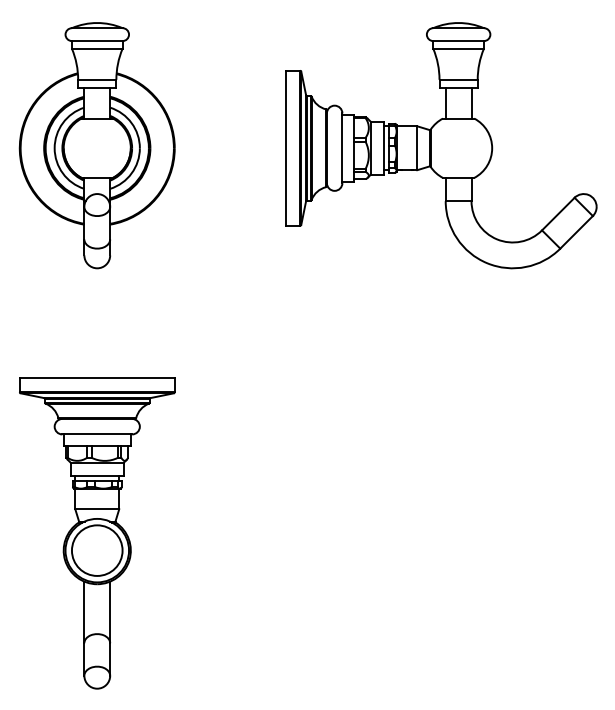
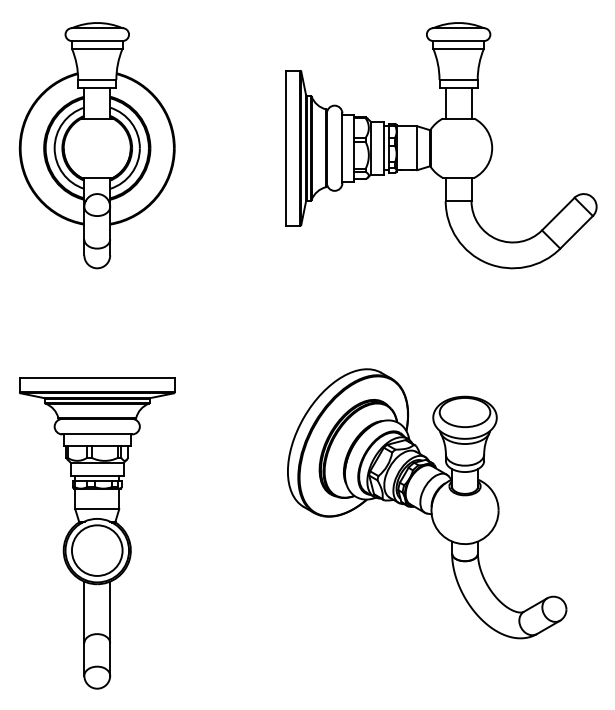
part: none -> present (427, 503)
